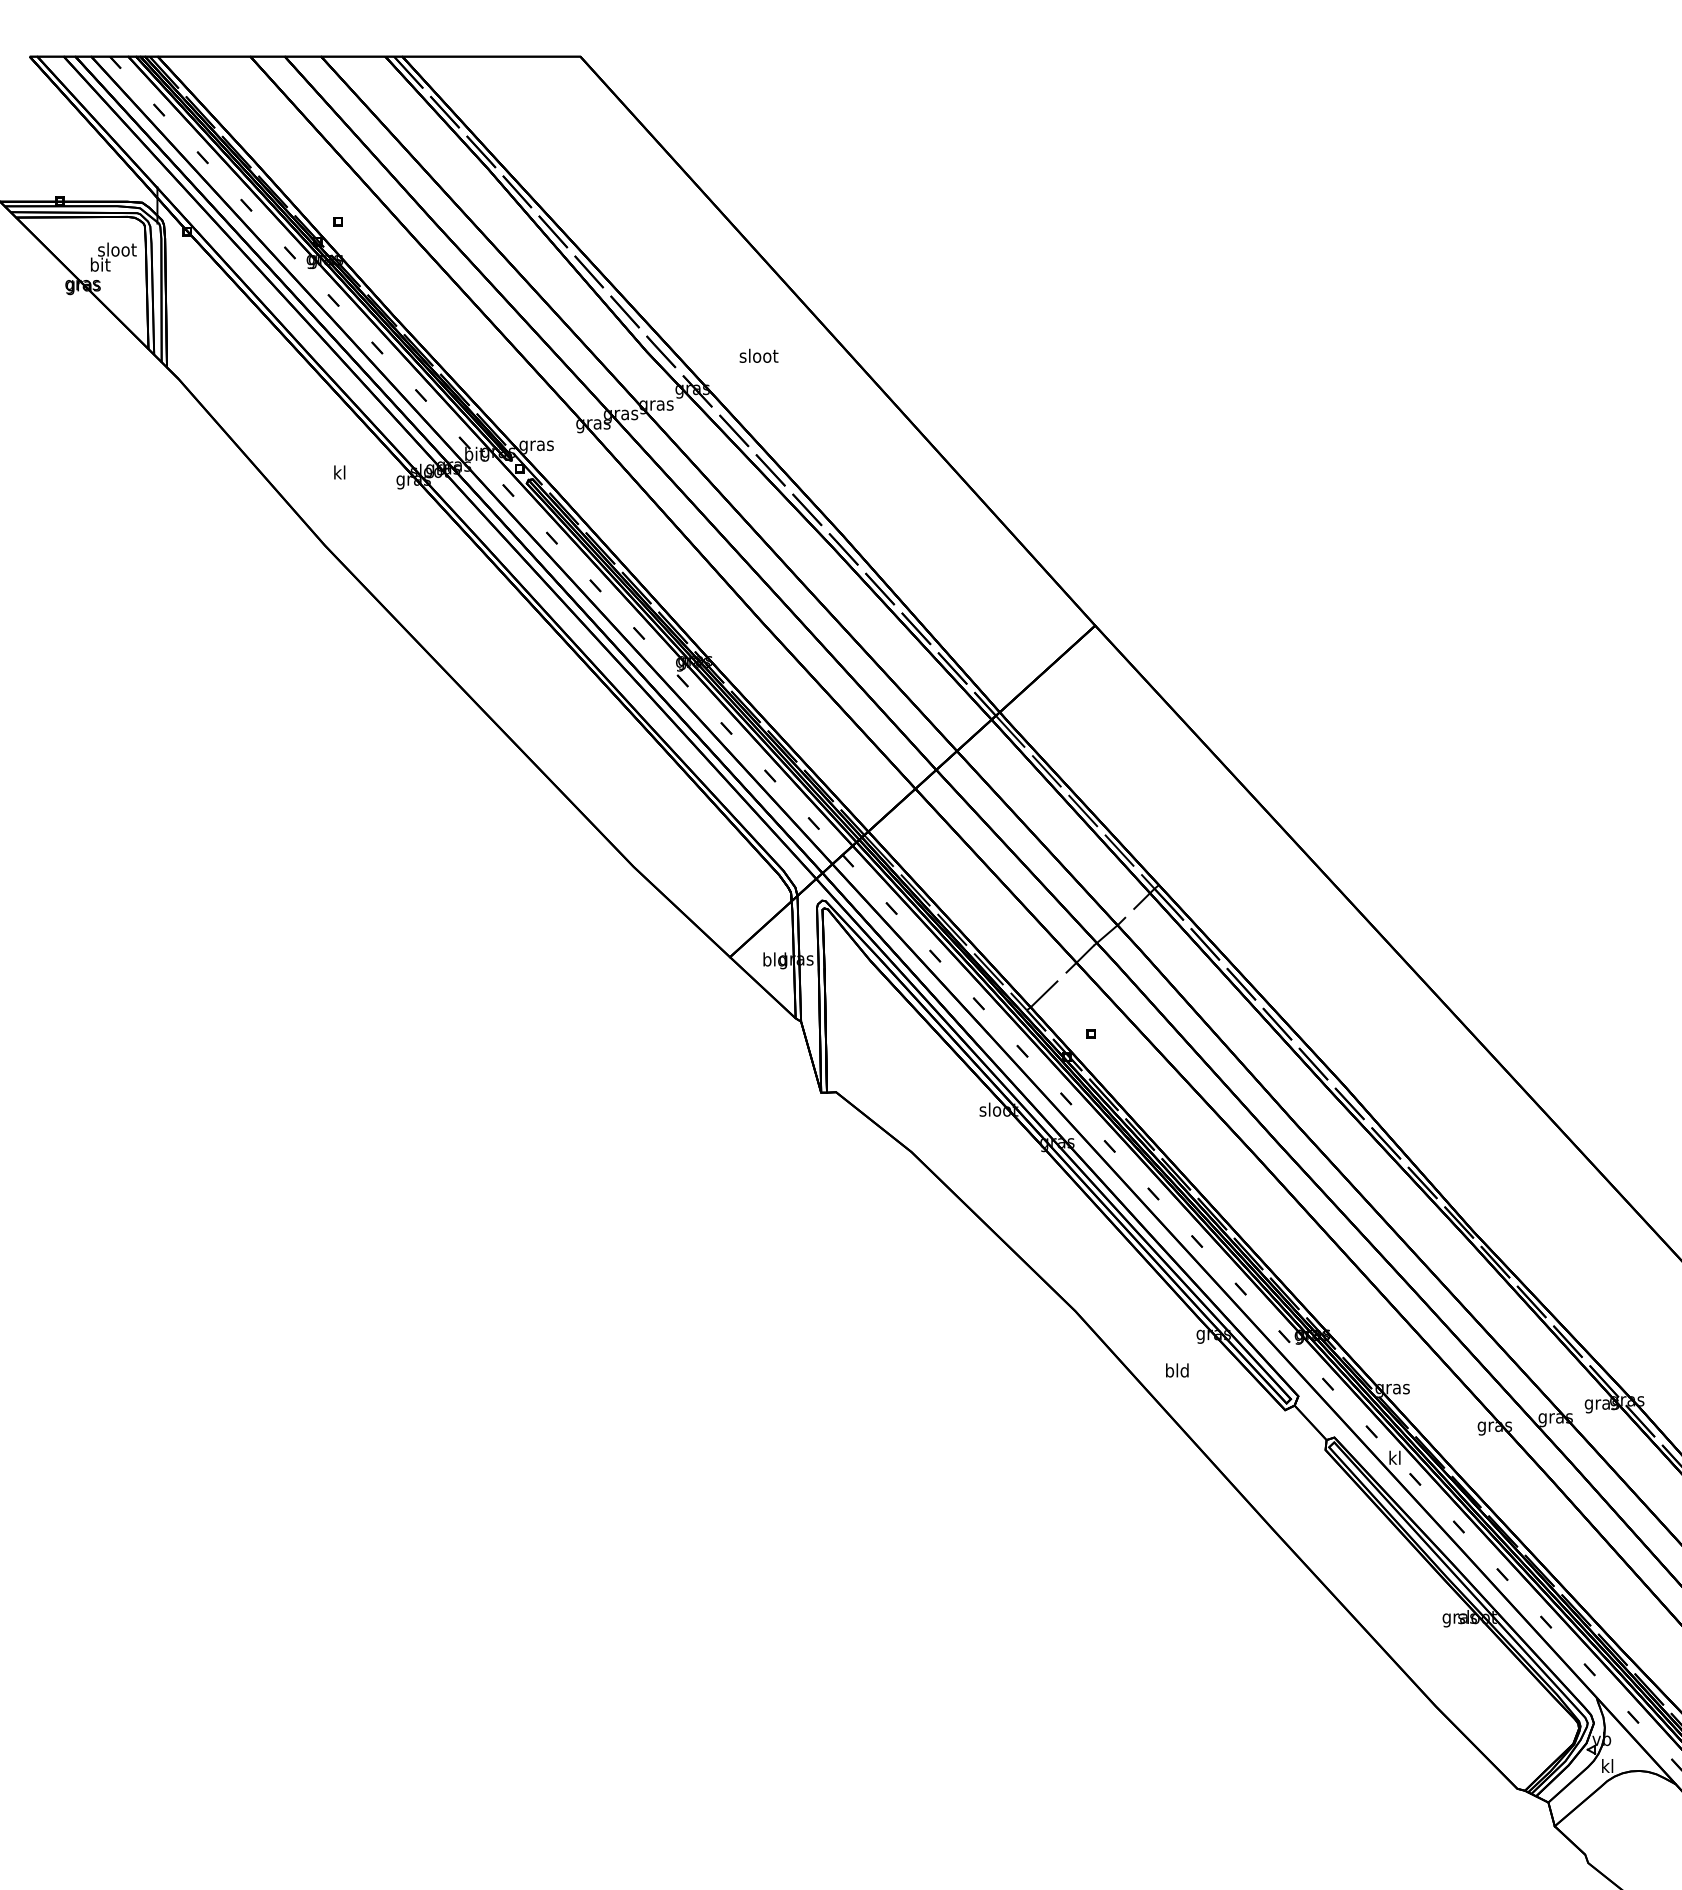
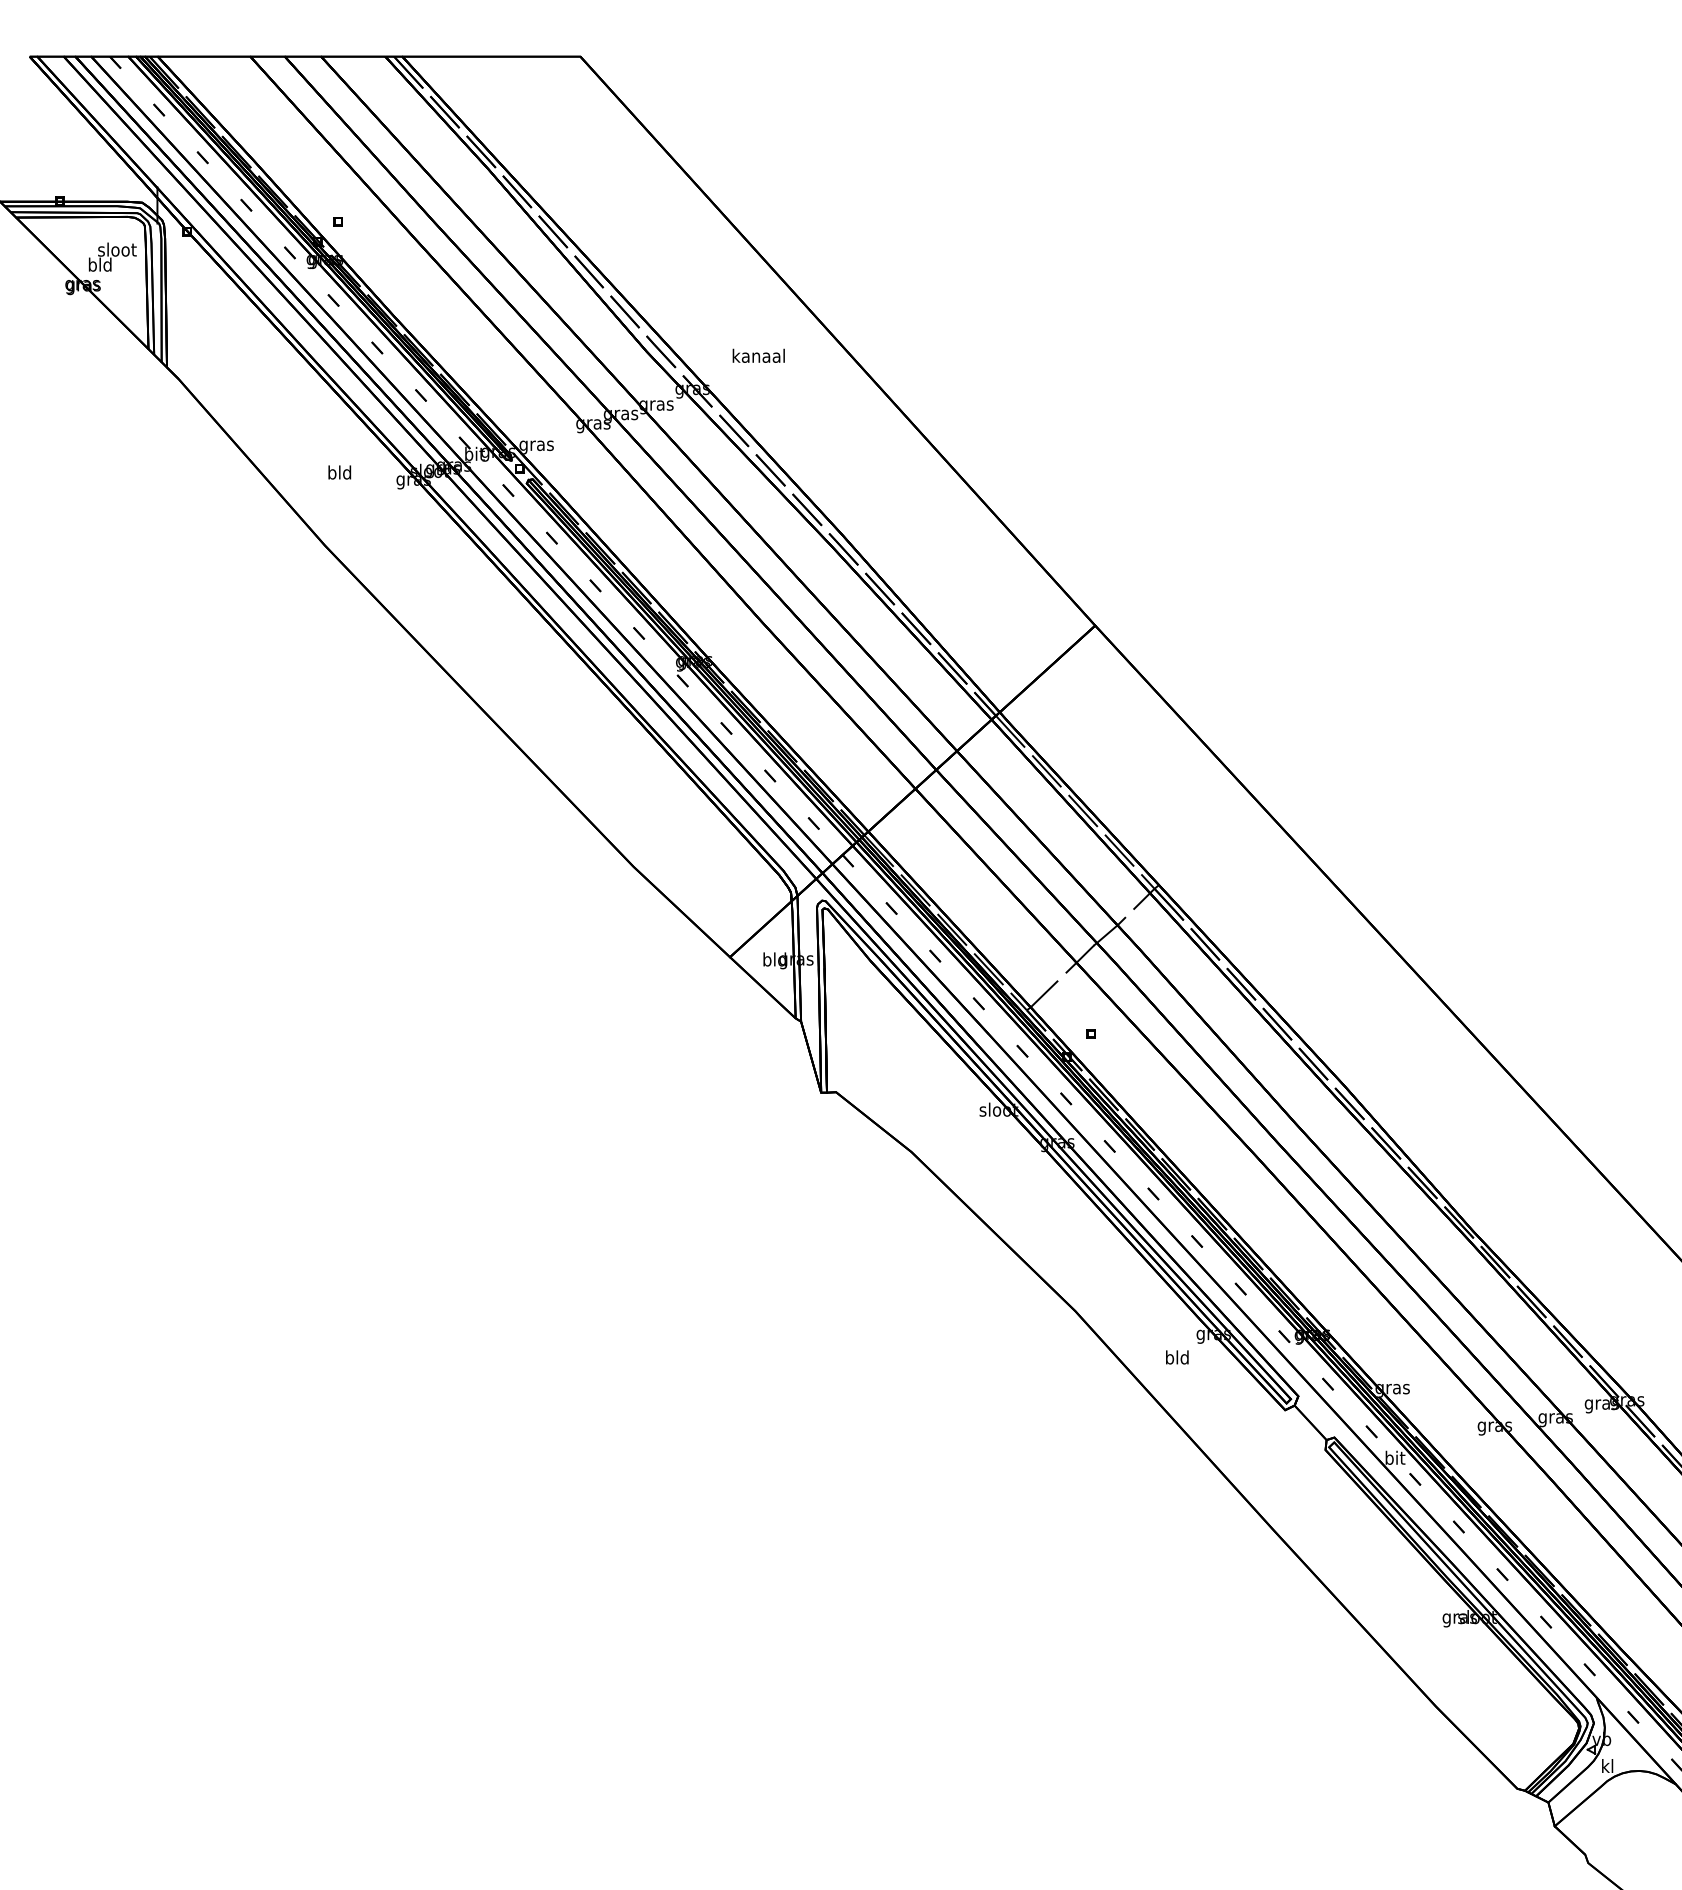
text: bit -> bld (99, 264)
text: sloot -> kanaal (758, 355)
text: kl -> bld (339, 472)
text position: (1177, 1370) -> (1177, 1357) (1177, 1357)
text: kl -> bit (1395, 1457)
